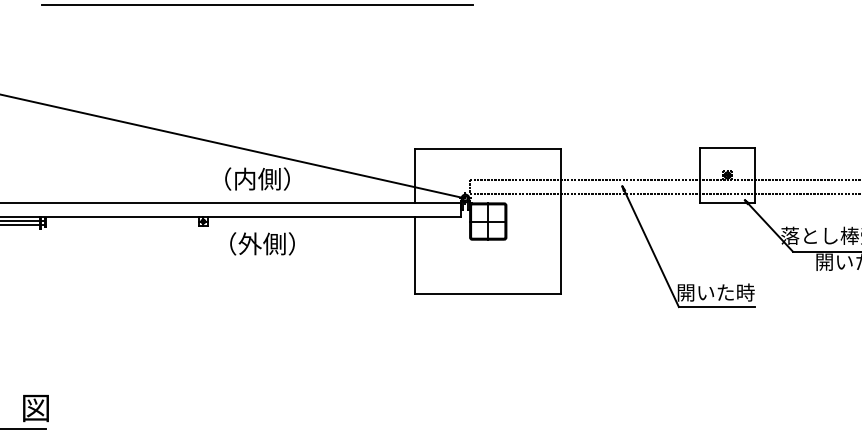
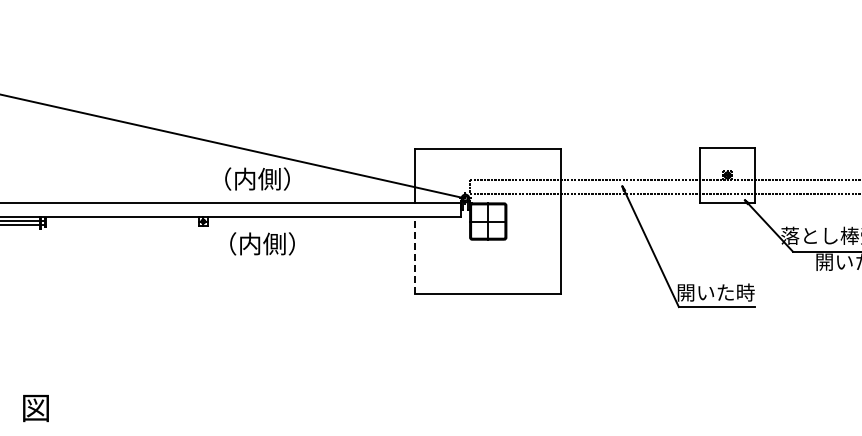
line: present -> none (257, 5)
text: （外側） -> （内側） (249, 243)
line: solid -> dashed (415, 255)
line: present -> none (24, 429)
